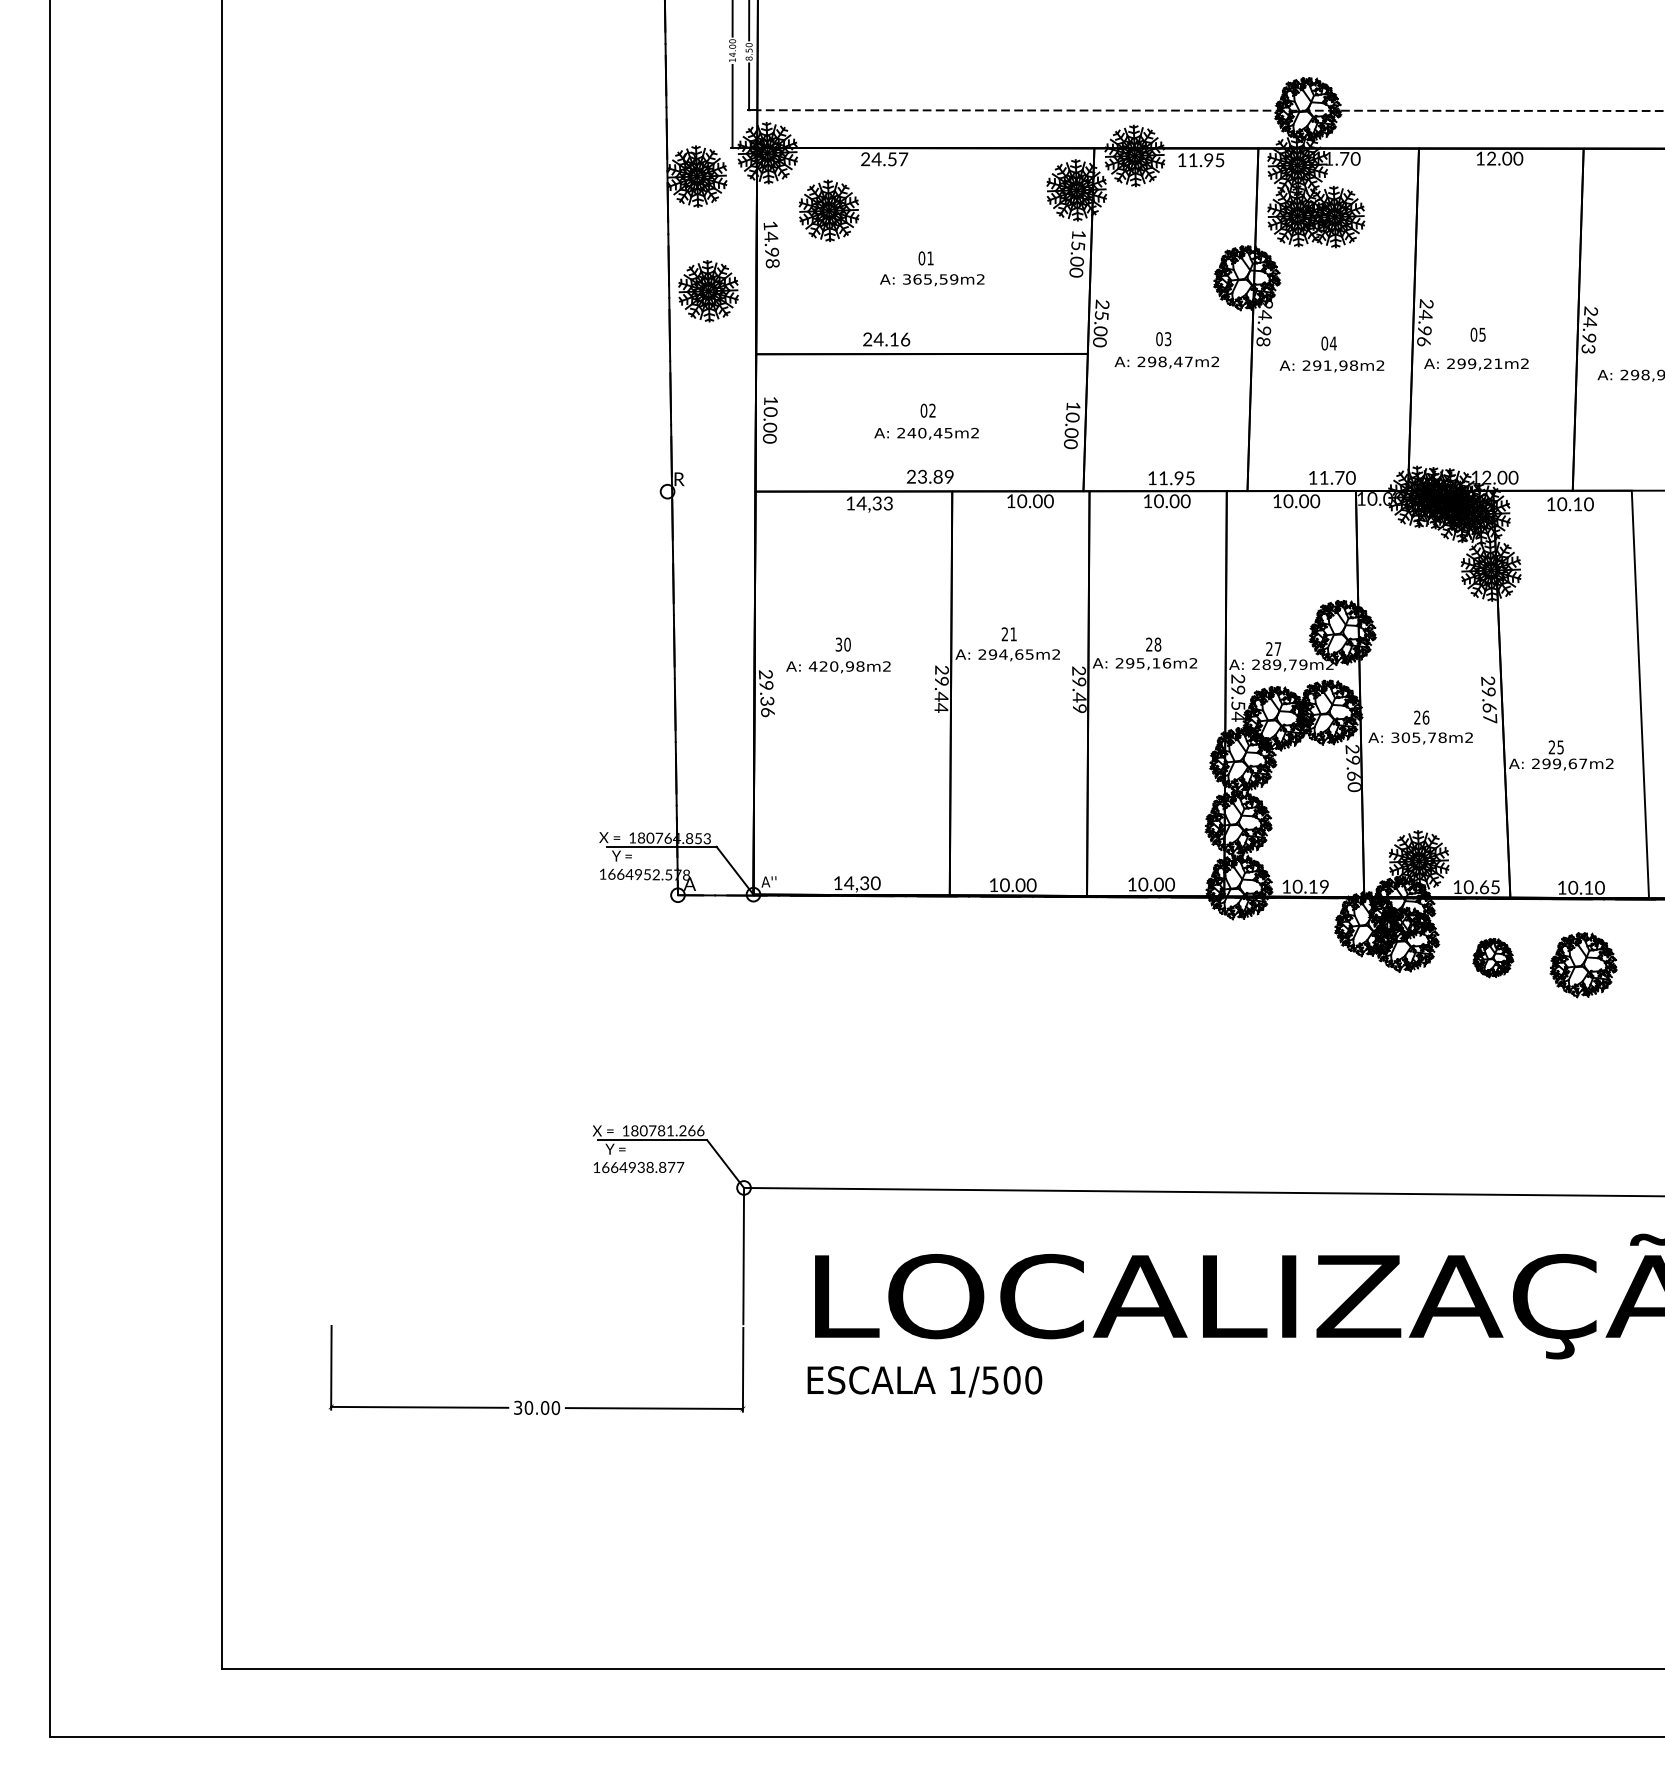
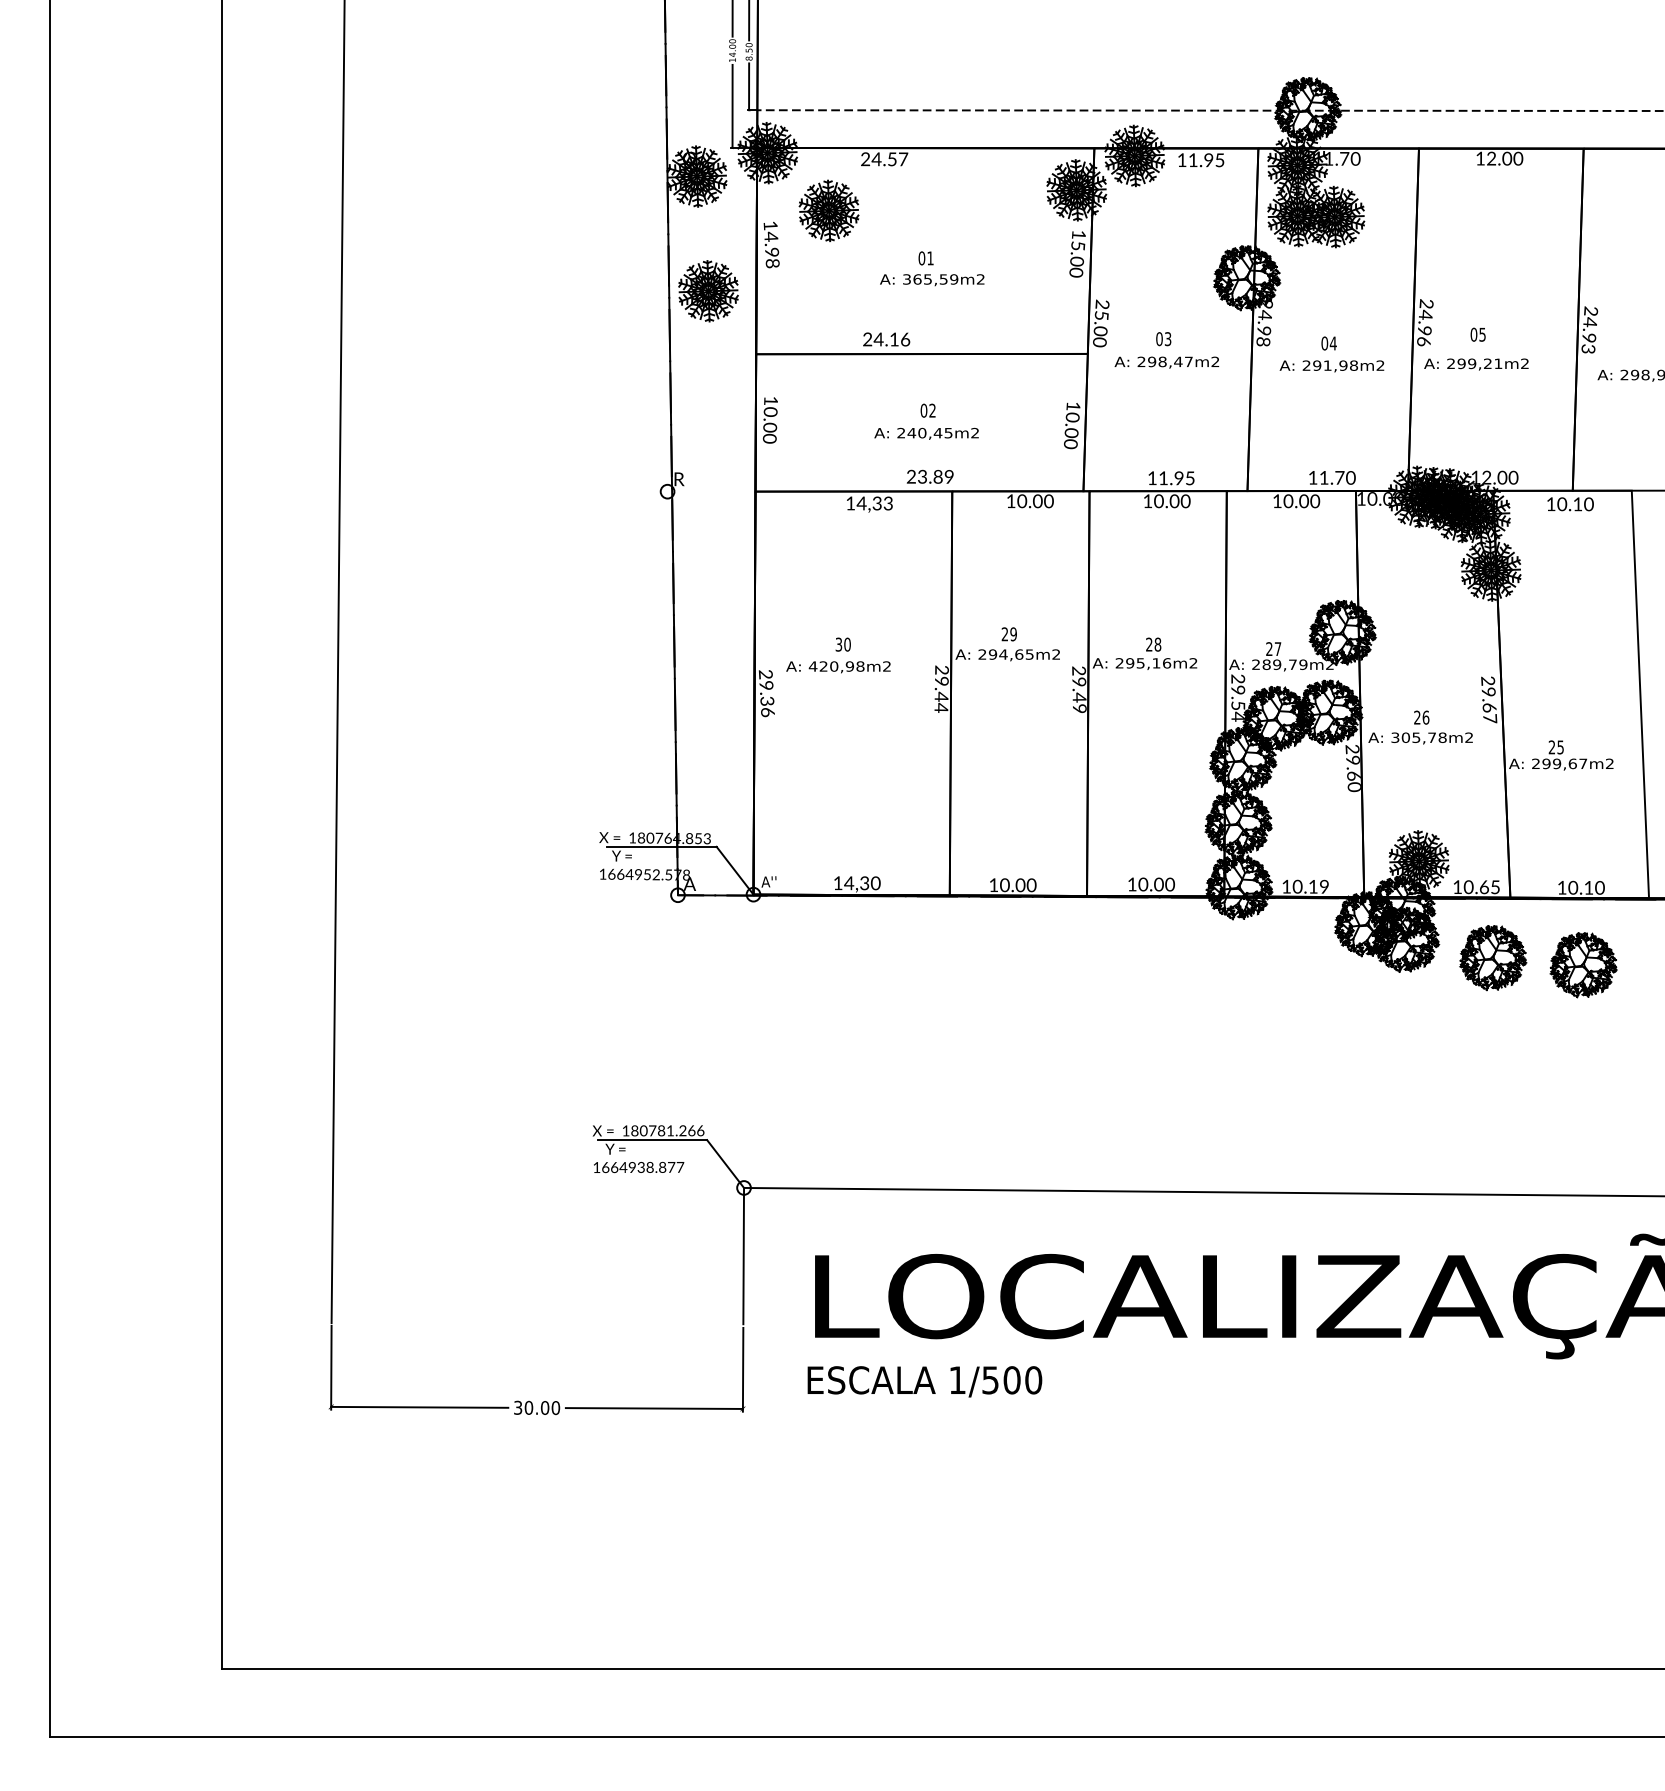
text: 21 -> 29 (1013, 634)
line: none -> present (337, 662)
part size: 43x41 px -> 69x67 px (1493, 958)
